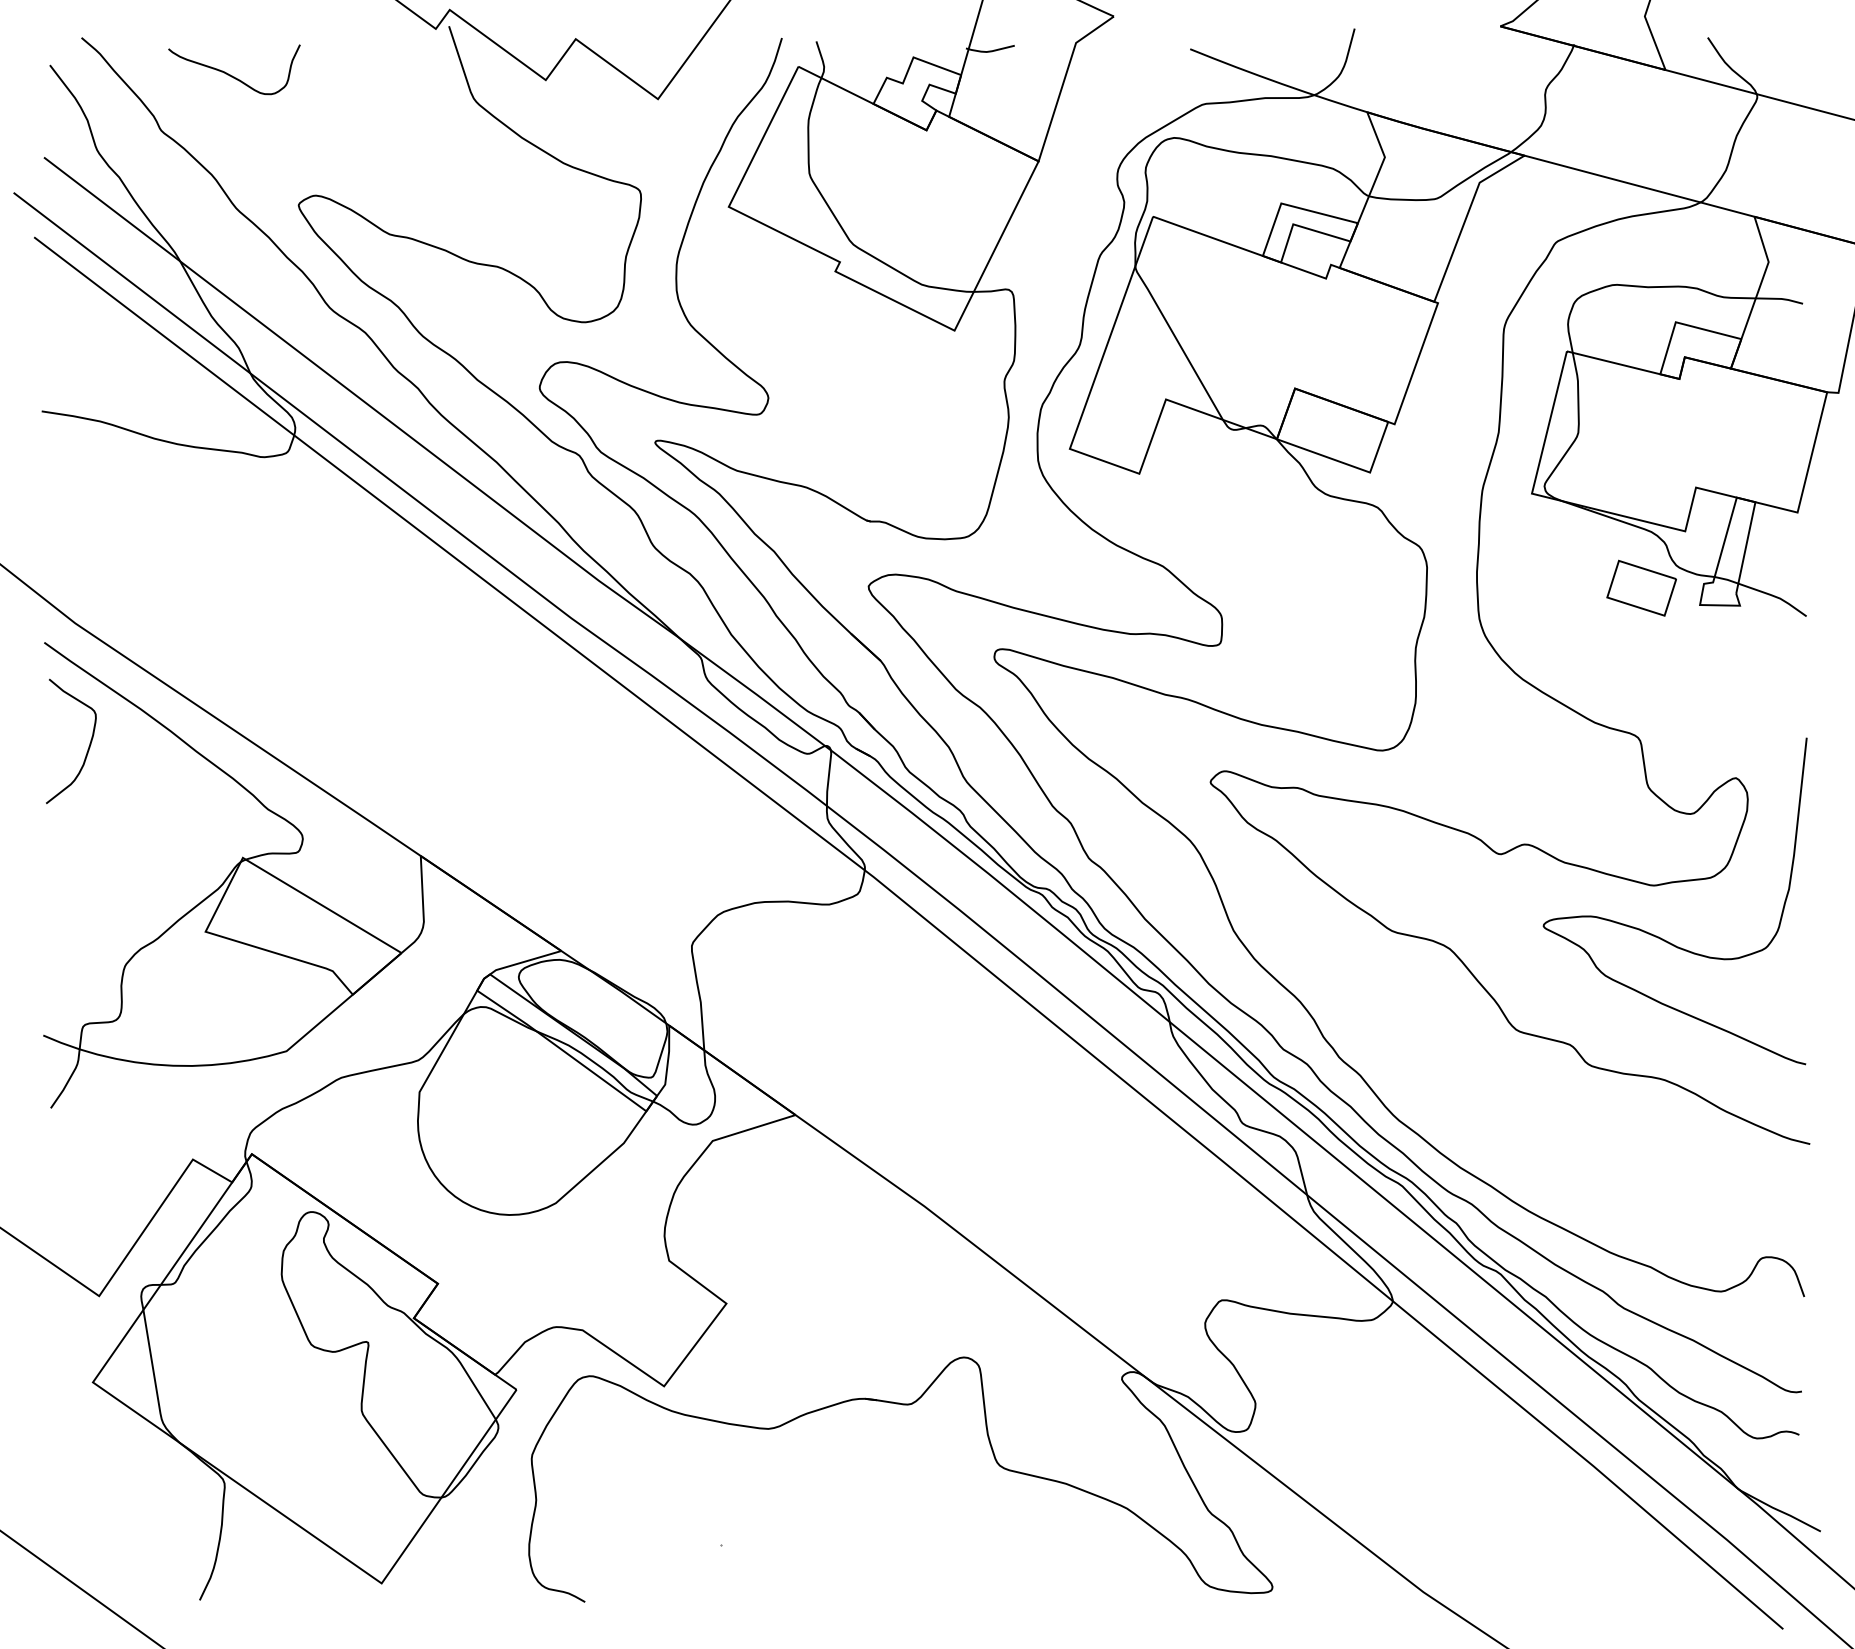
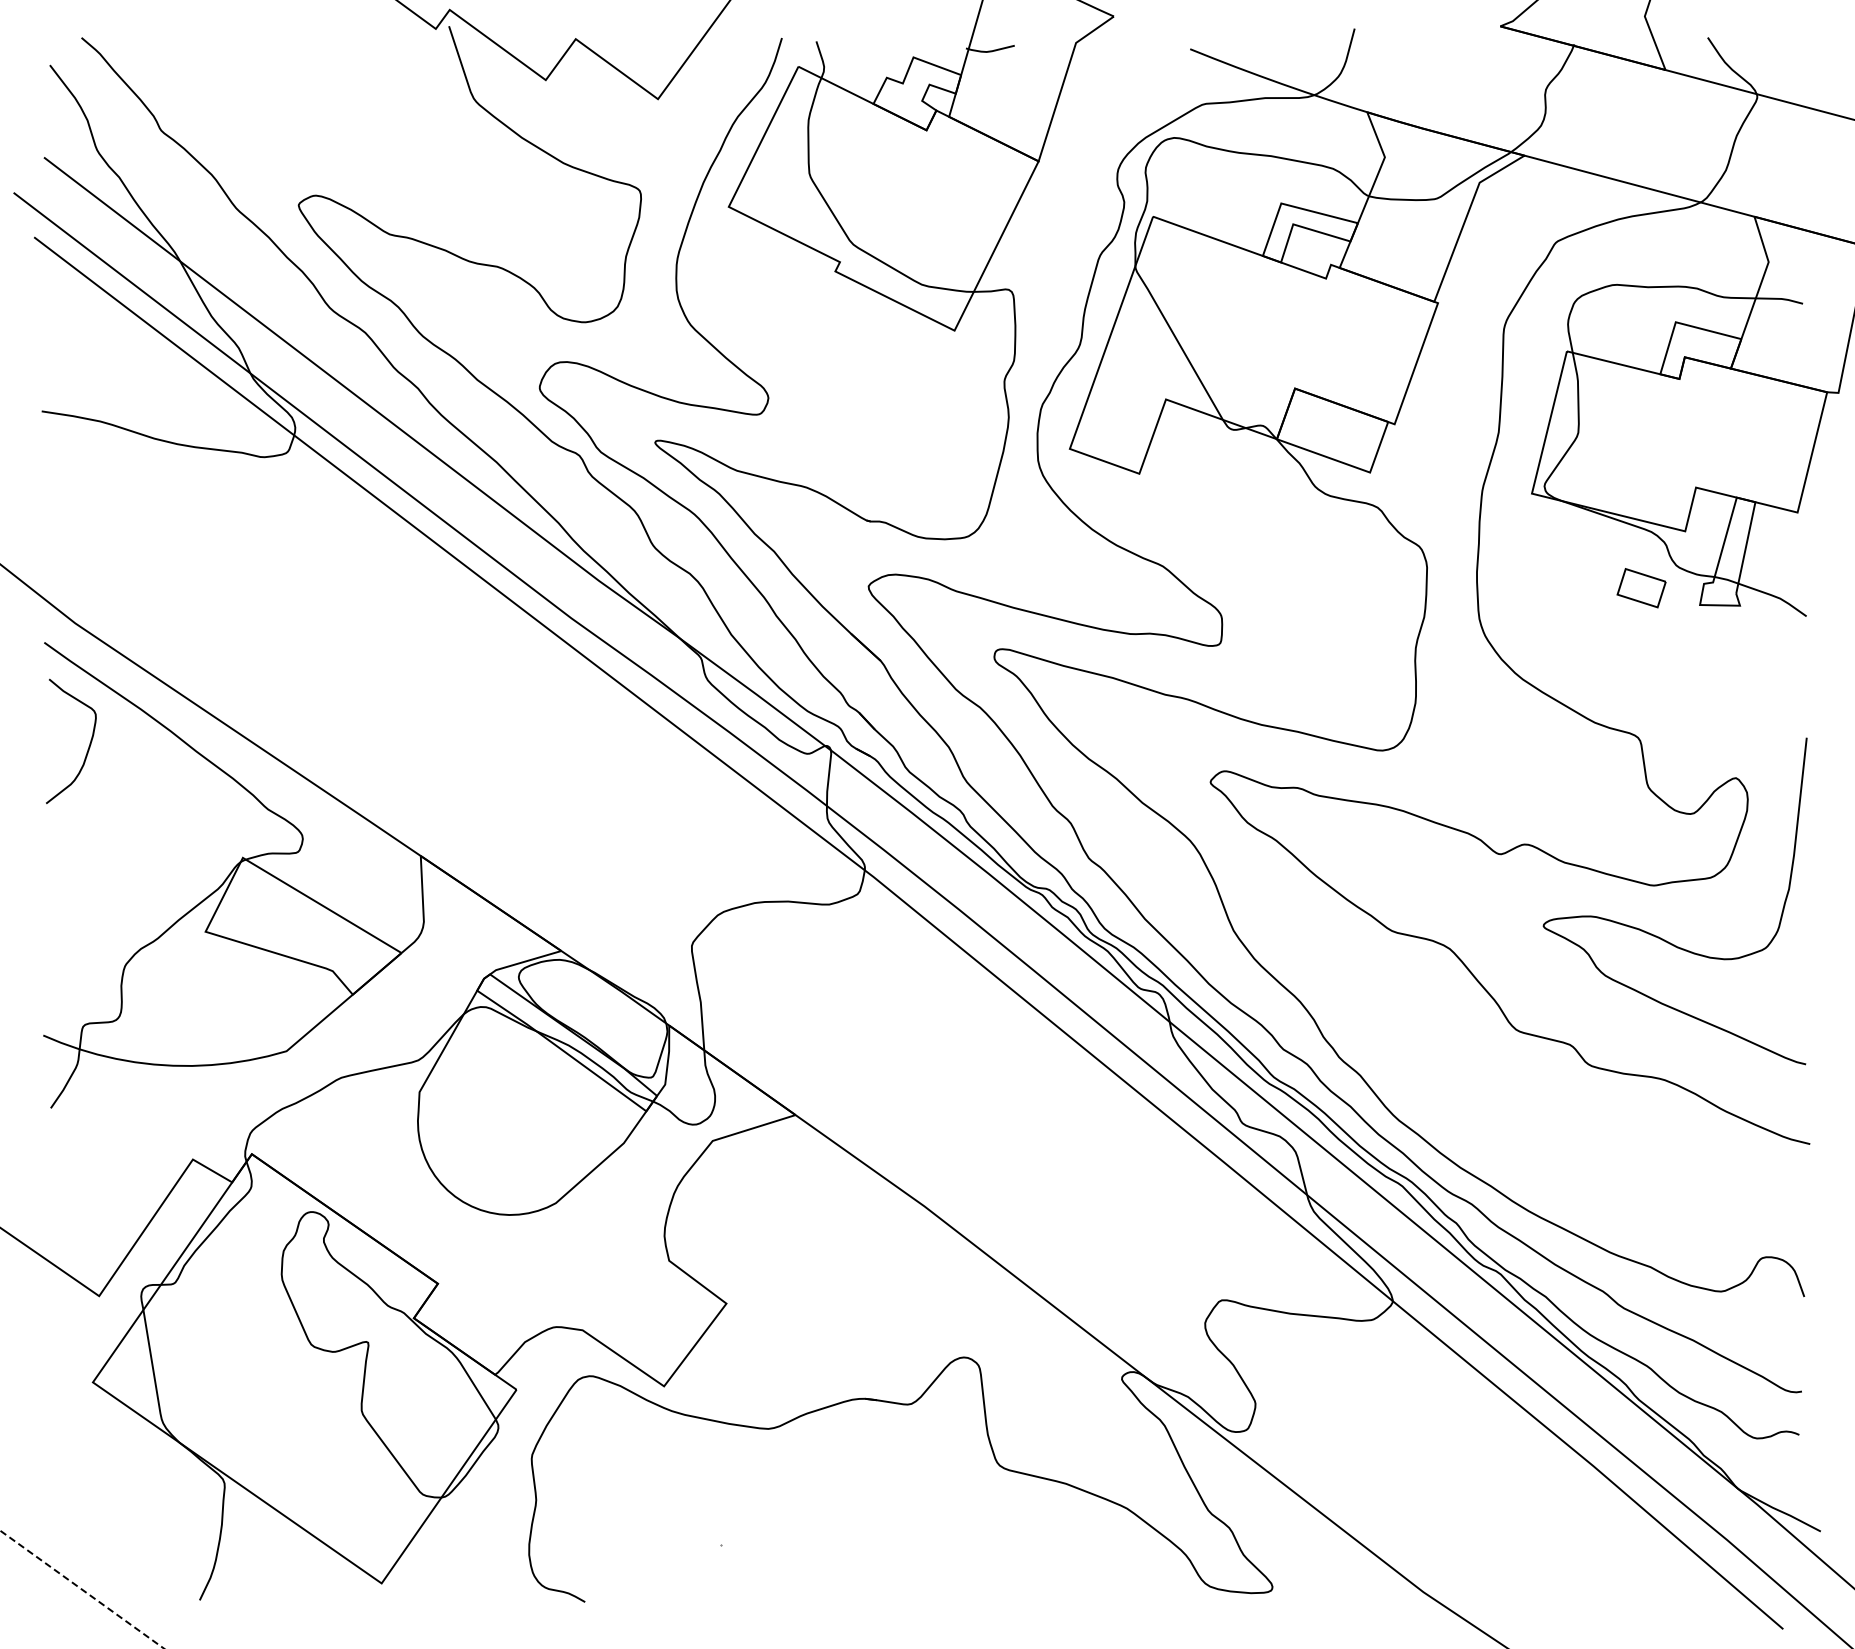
curve: present -> none (232, 75)
part size: 71x58 px -> 51x41 px (1641, 588)
line: solid -> dashed (82, 1589)
